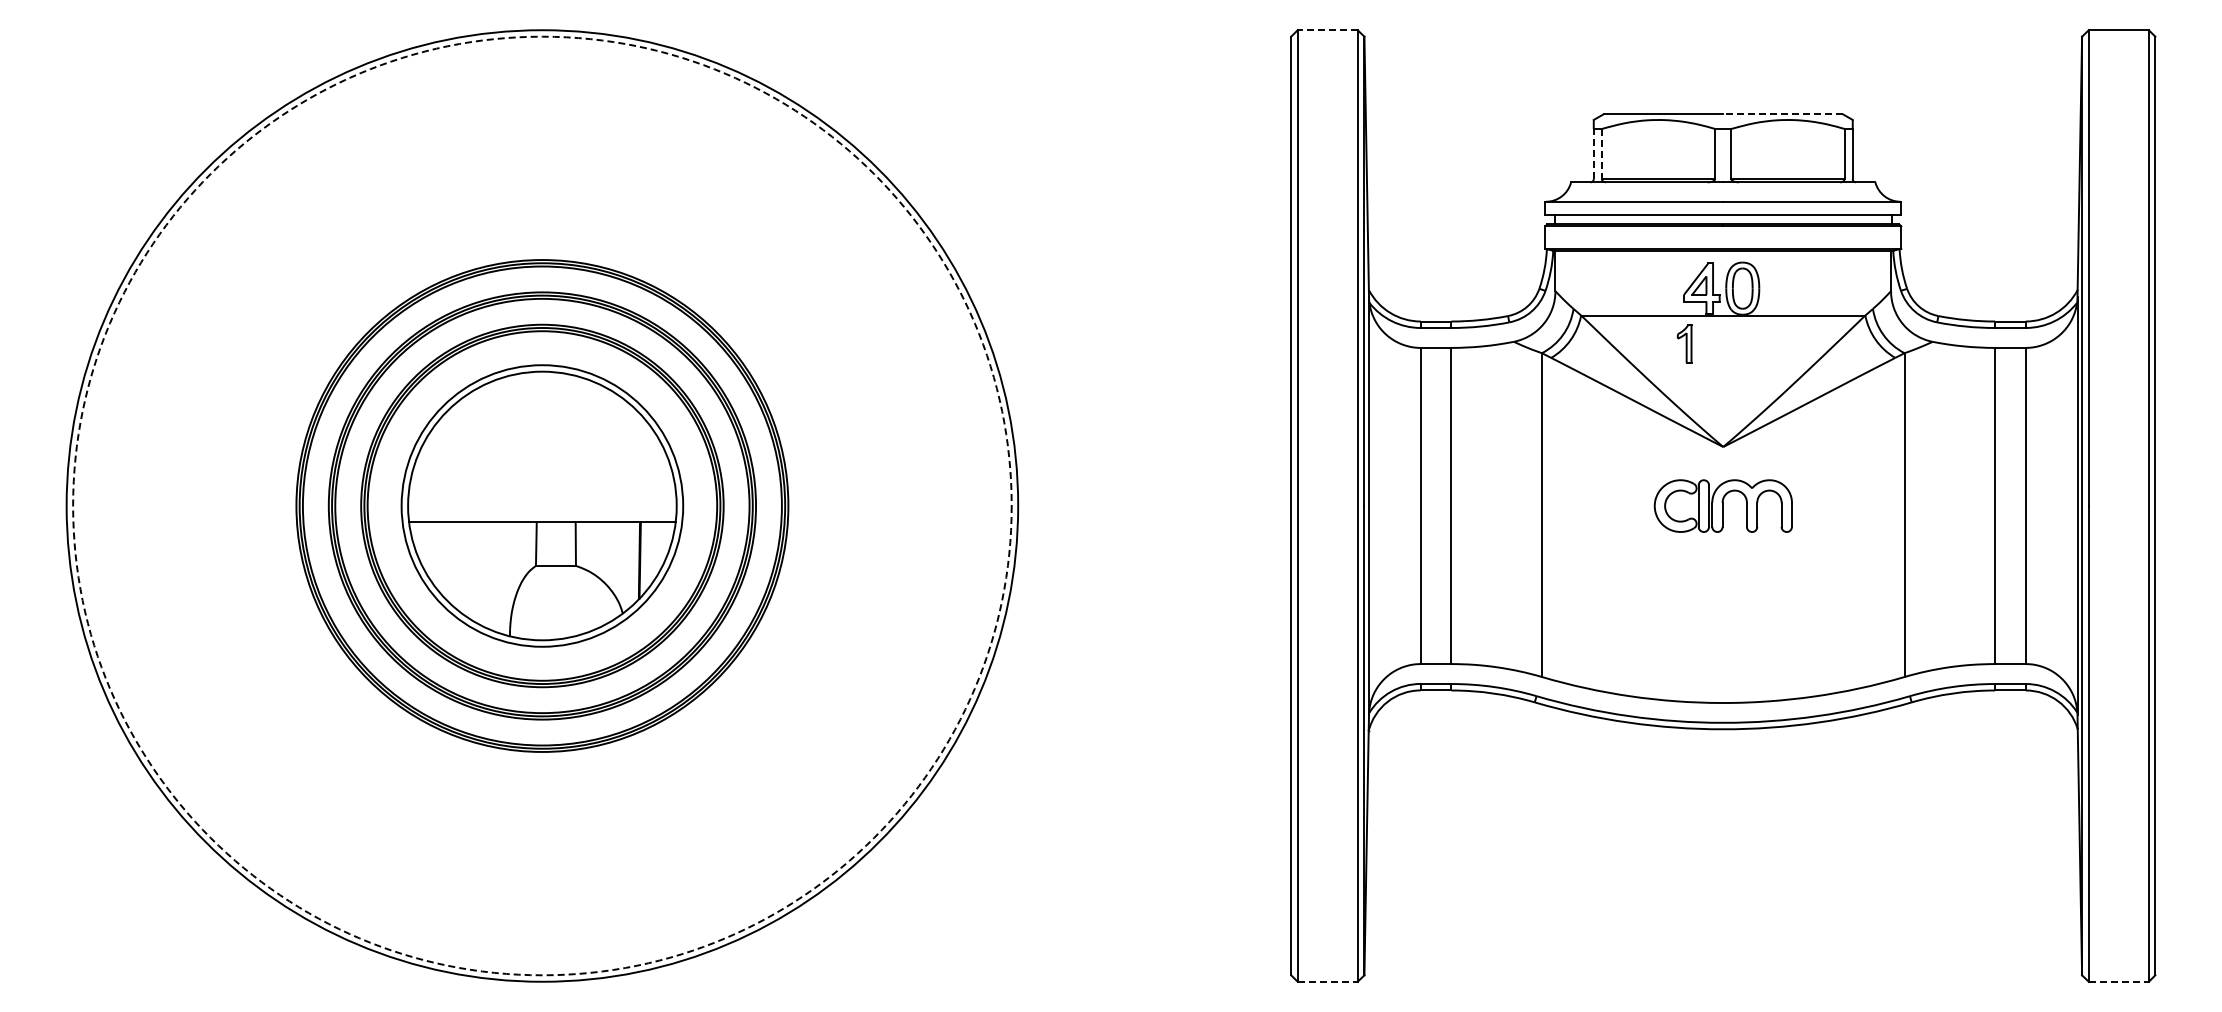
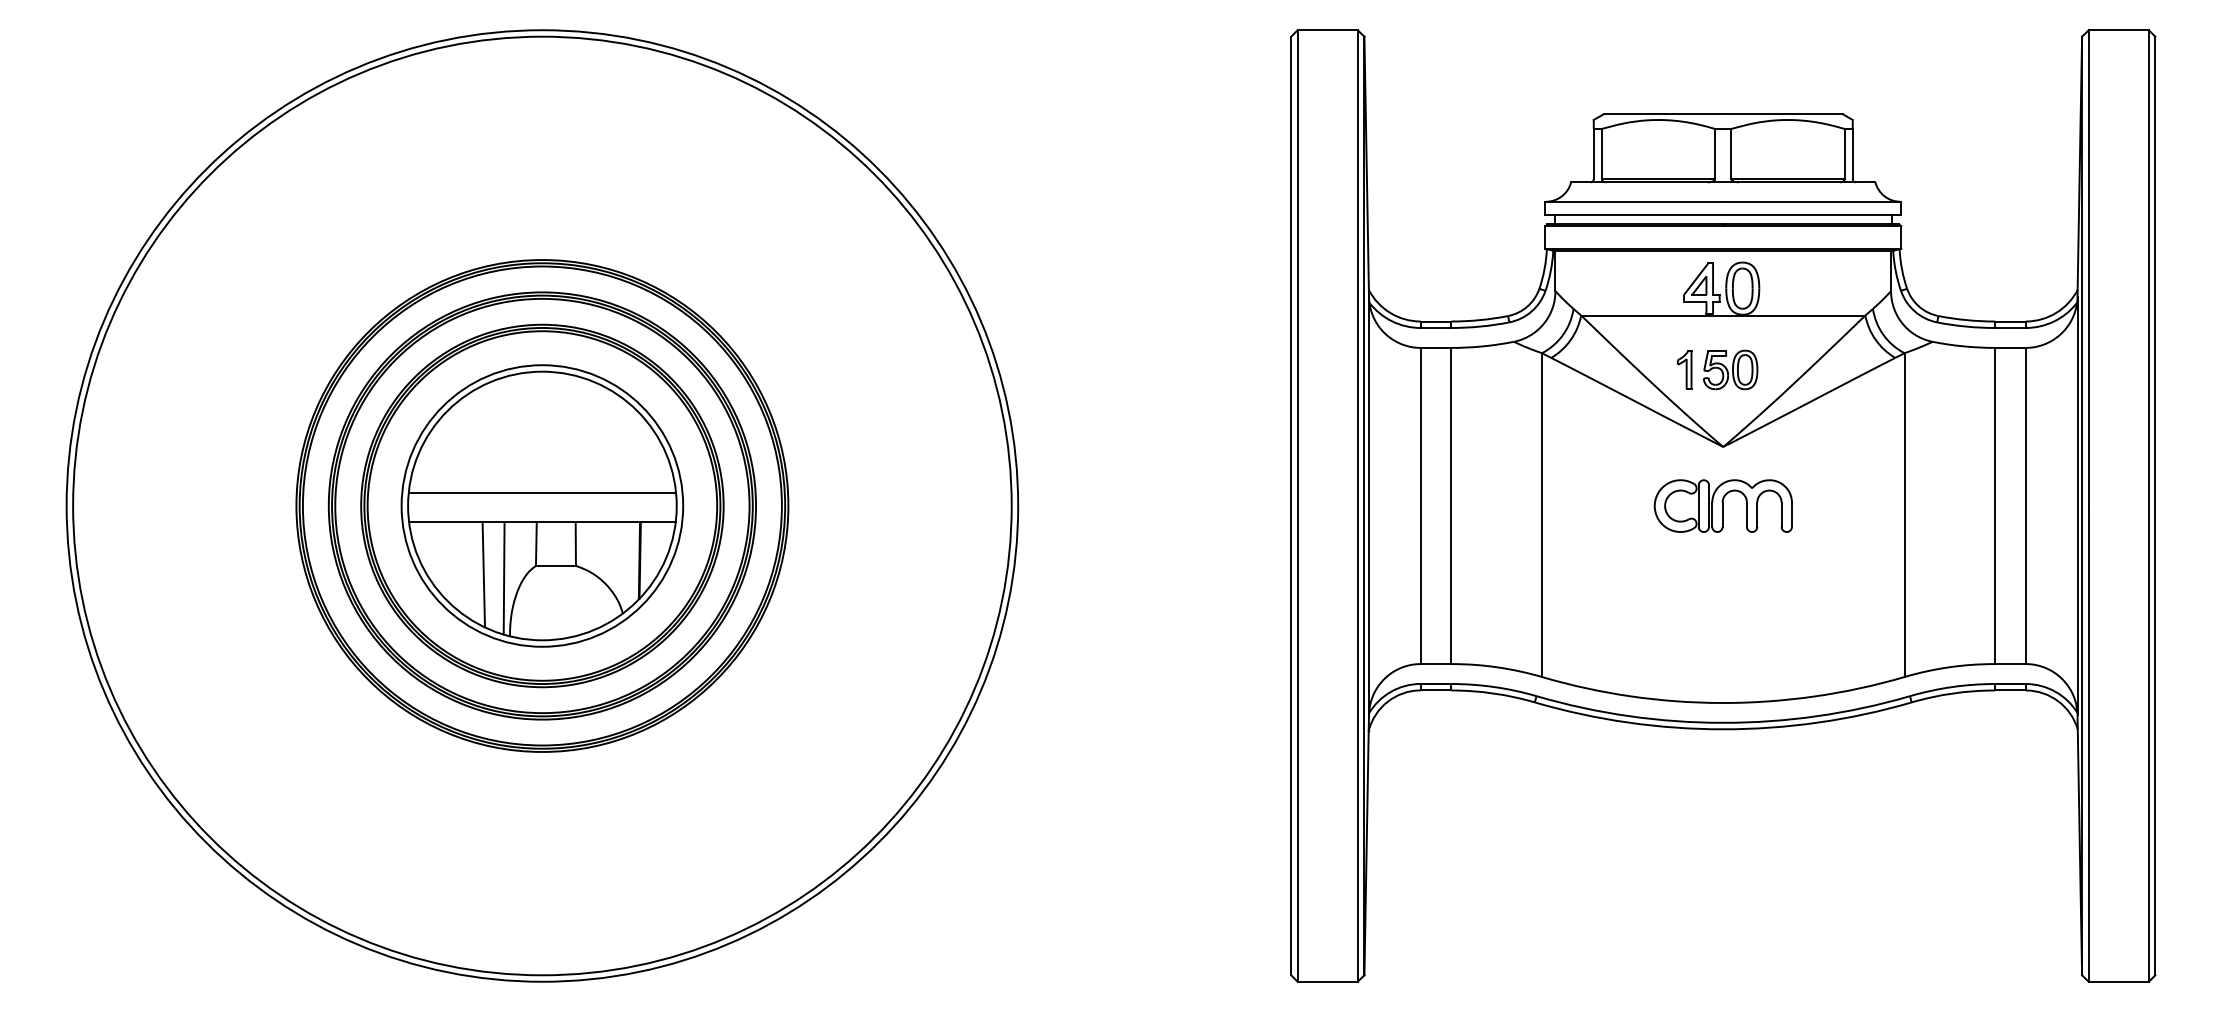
line: dashed -> solid (1327, 30)
line: dashed -> solid (1783, 114)
line: dashed -> solid (1593, 153)
line: dashed -> solid (1601, 154)
part position: (1684, 343) -> (1684, 369) (1684, 369)
part: none -> present (1730, 369)
line: none -> present (542, 492)
circle: dashed -> solid (542, 505)
line: none -> present (483, 574)
line: none -> present (503, 578)
line: dashed -> solid (1328, 981)
line: dashed -> solid (2119, 981)
